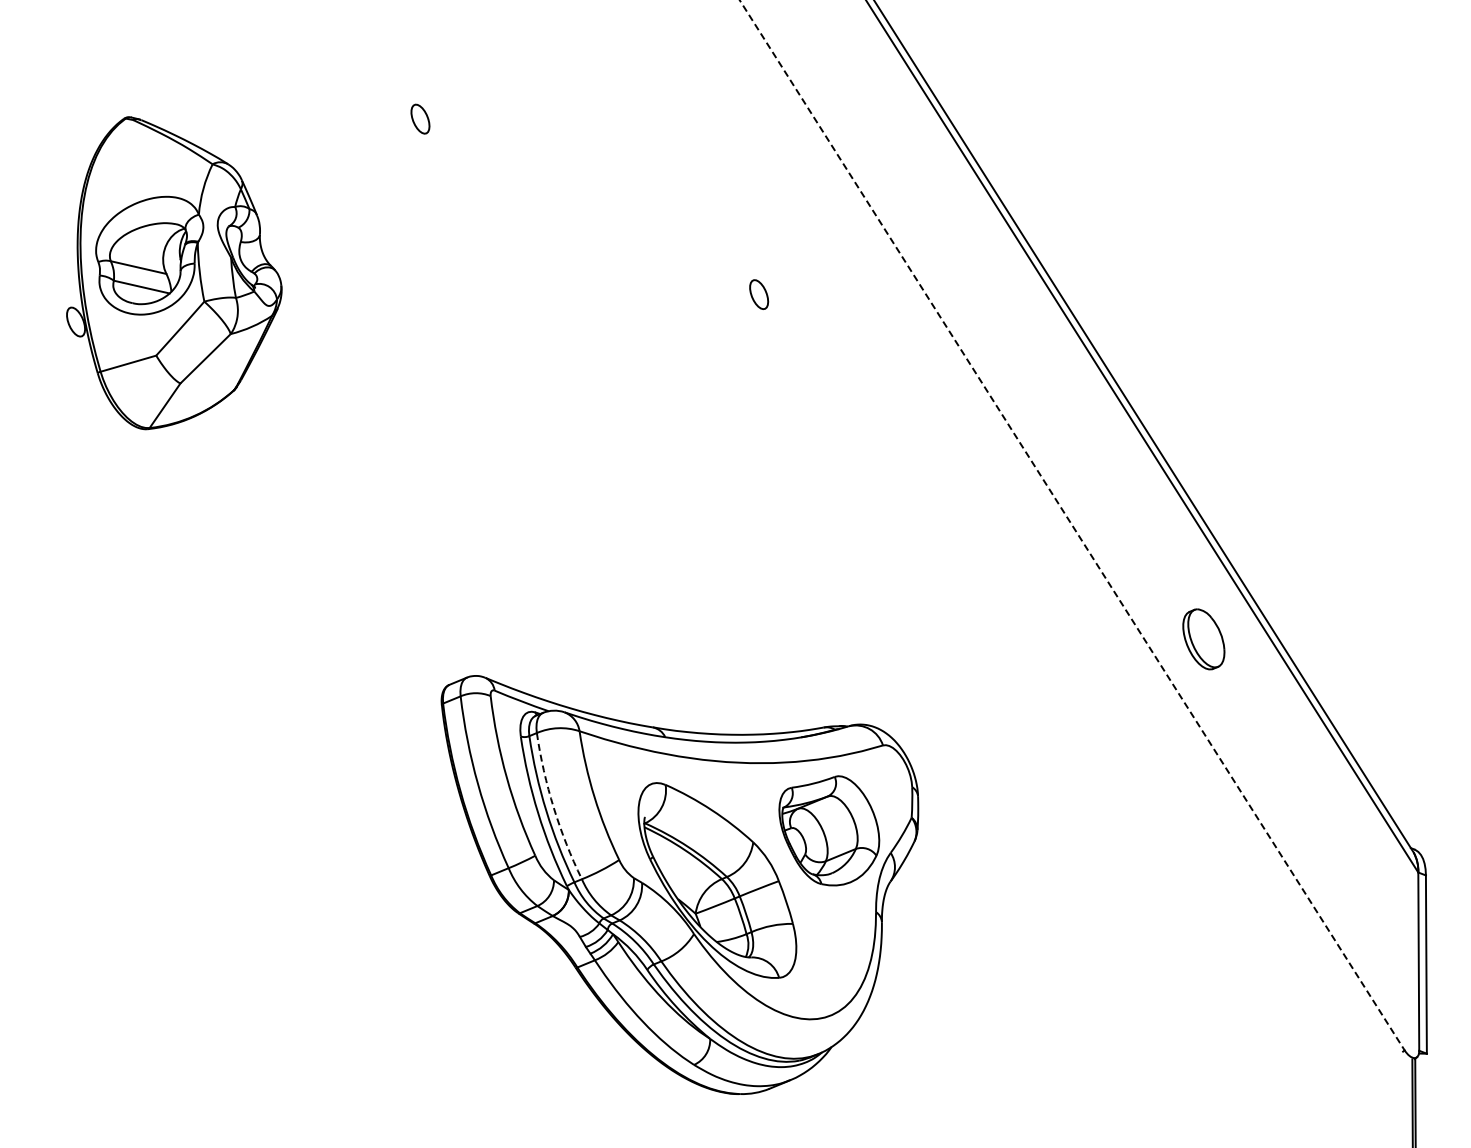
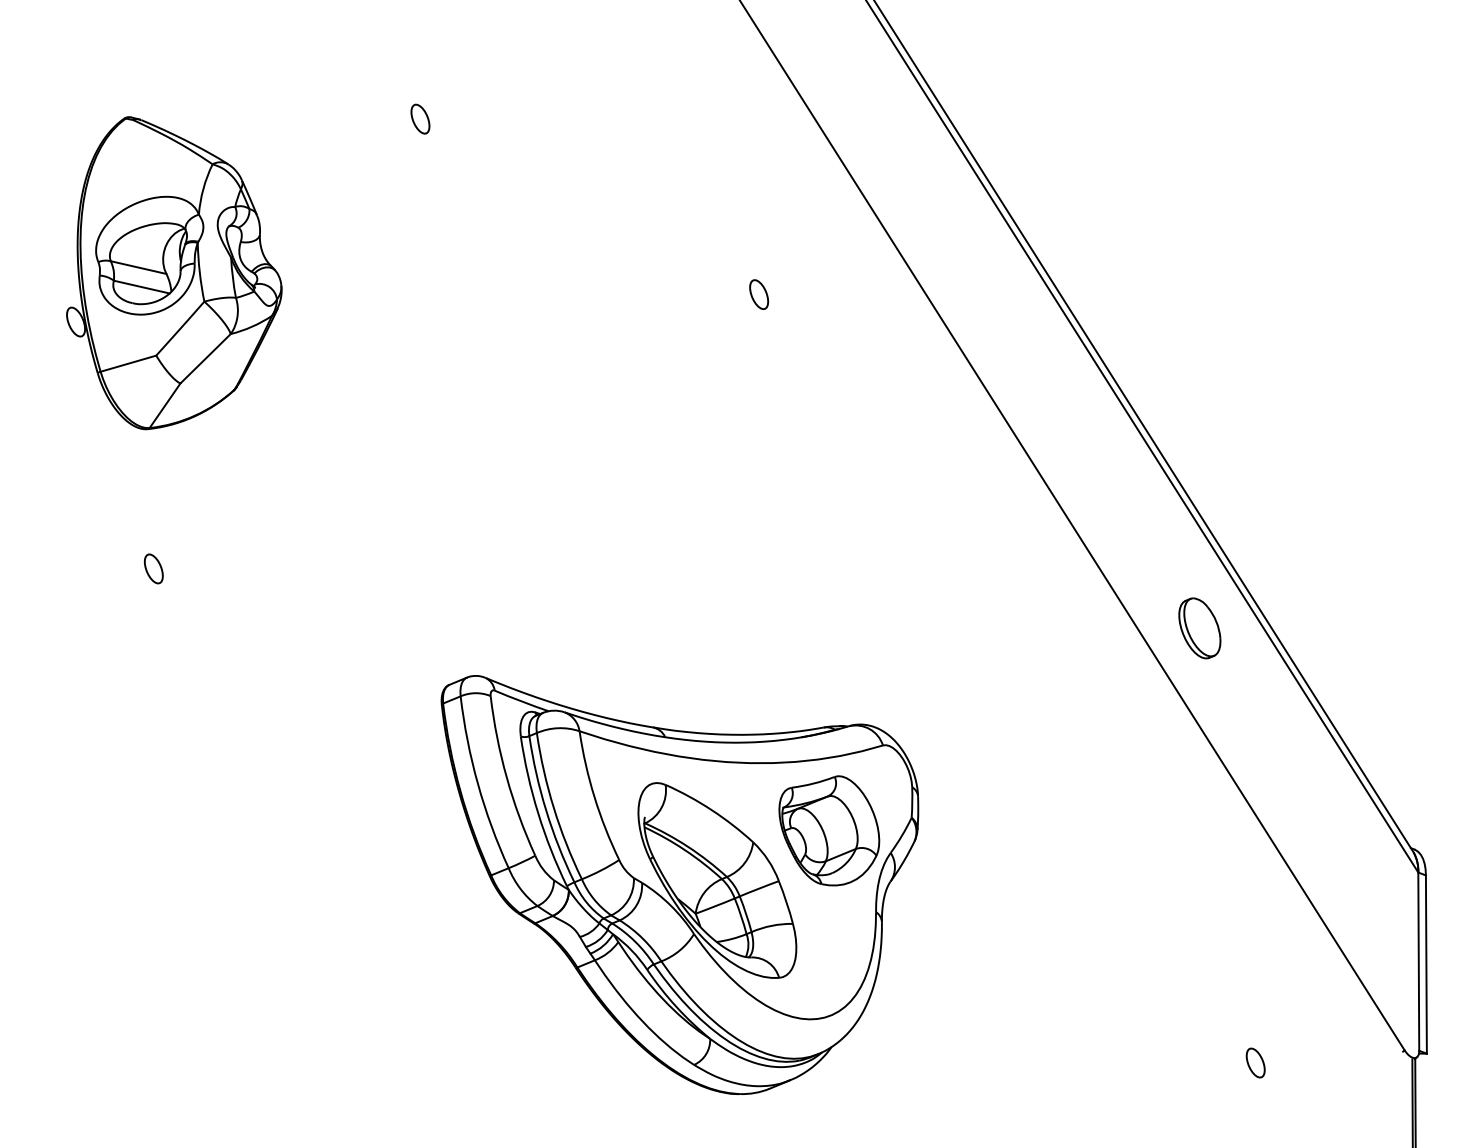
line: dashed -> solid (1072, 525)
part: none -> present (153, 568)
part position: (1203, 639) -> (1199, 628) (1199, 628)
arc: dashed -> solid (553, 807)
part: none -> present (1255, 1062)
